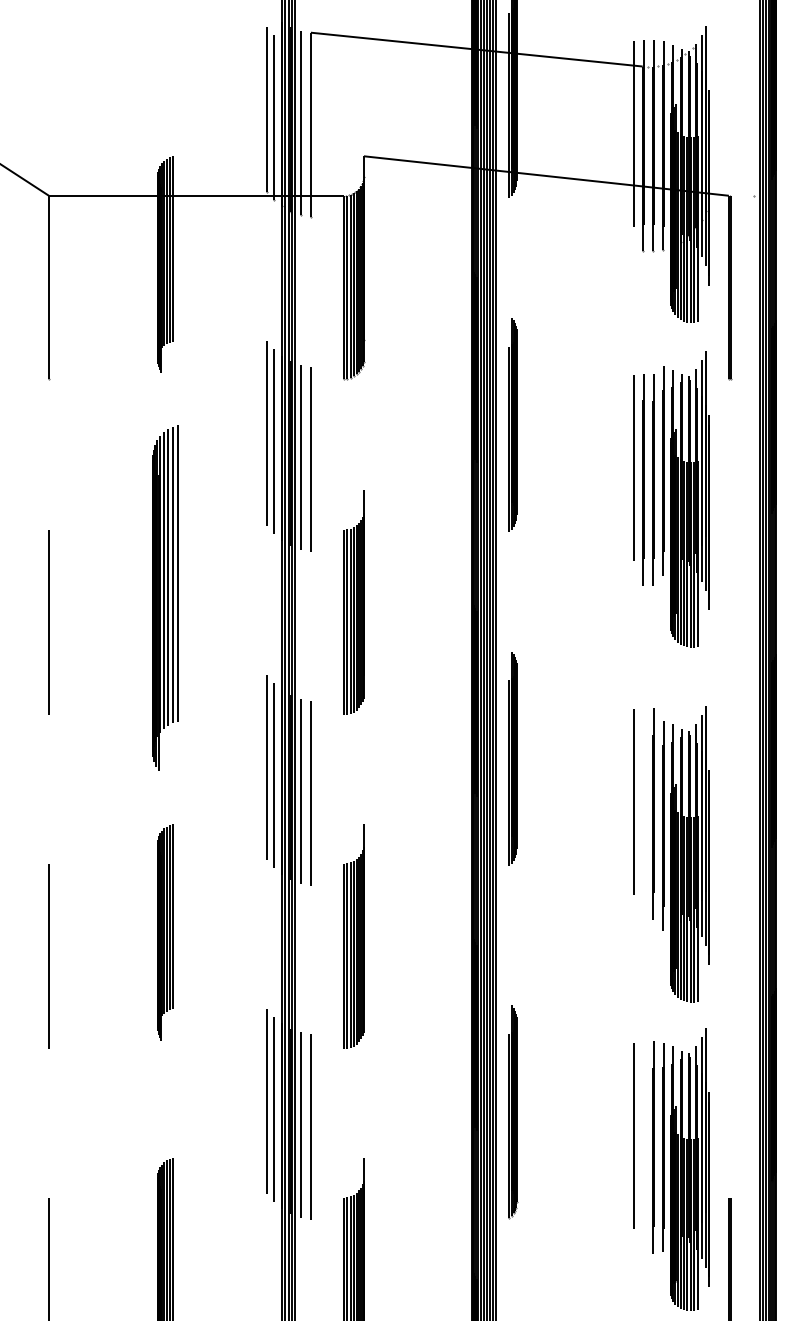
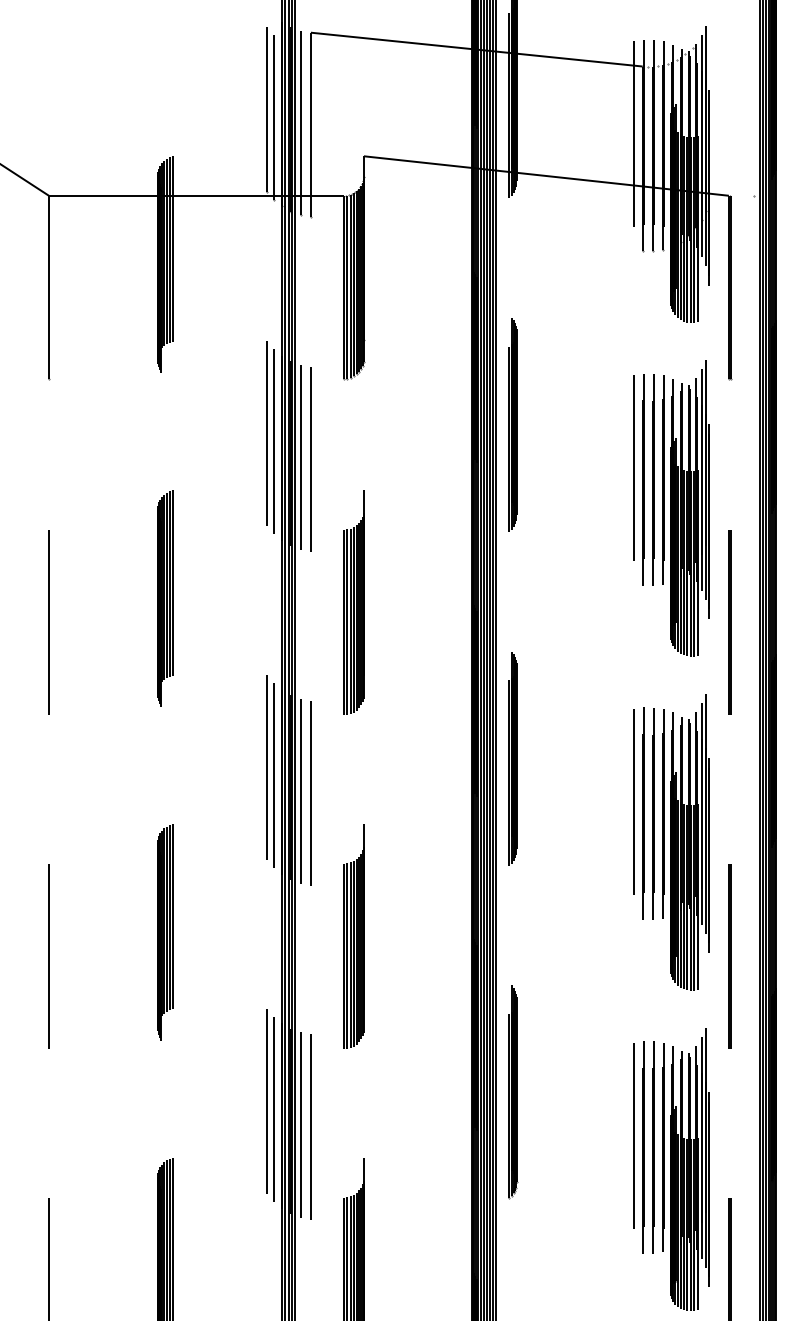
part position: (685, 499) -> (685, 508) (685, 508)
part size: 27x346 px -> 17x217 px (165, 598)
line: none -> present (729, 622)
line: none -> present (643, 813)
part position: (685, 854) -> (685, 842) (685, 842)
line: none -> present (729, 956)
part position: (513, 1112) -> (513, 1092) (513, 1092)
line: none -> present (643, 1147)
